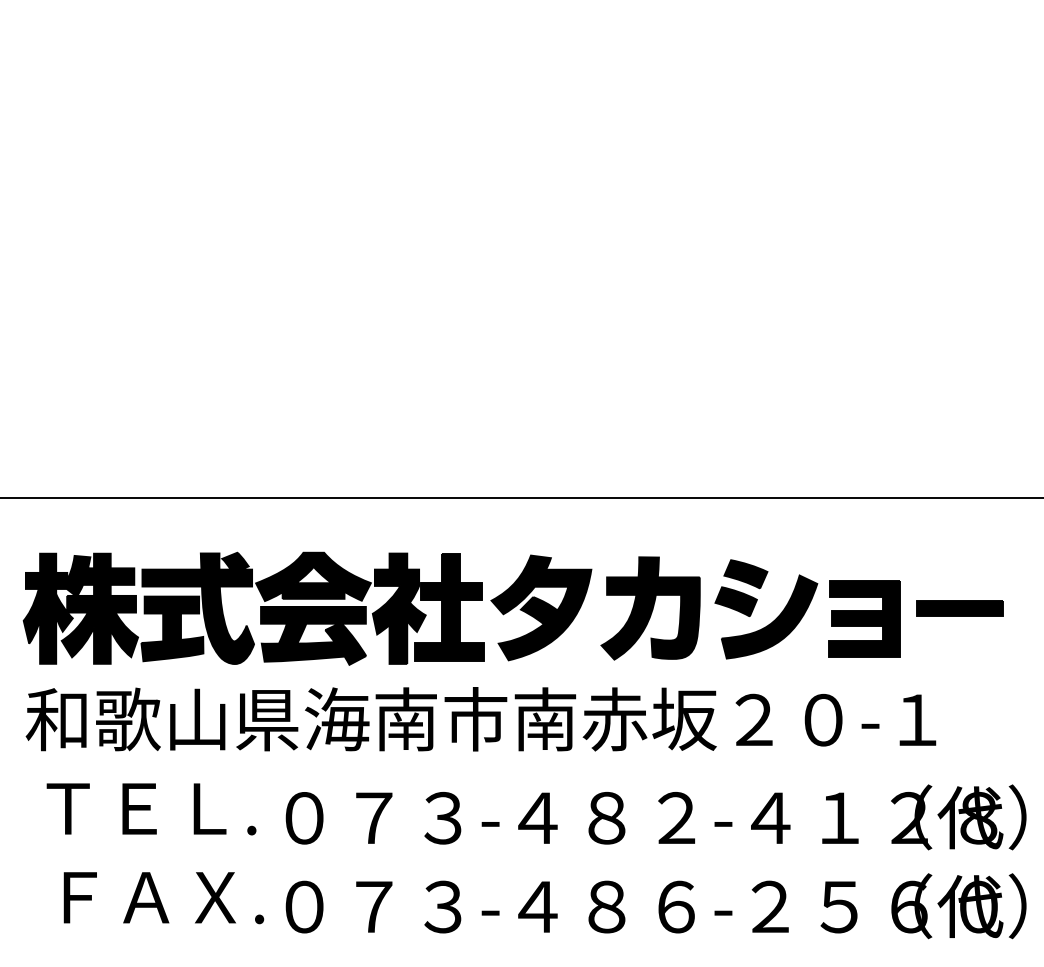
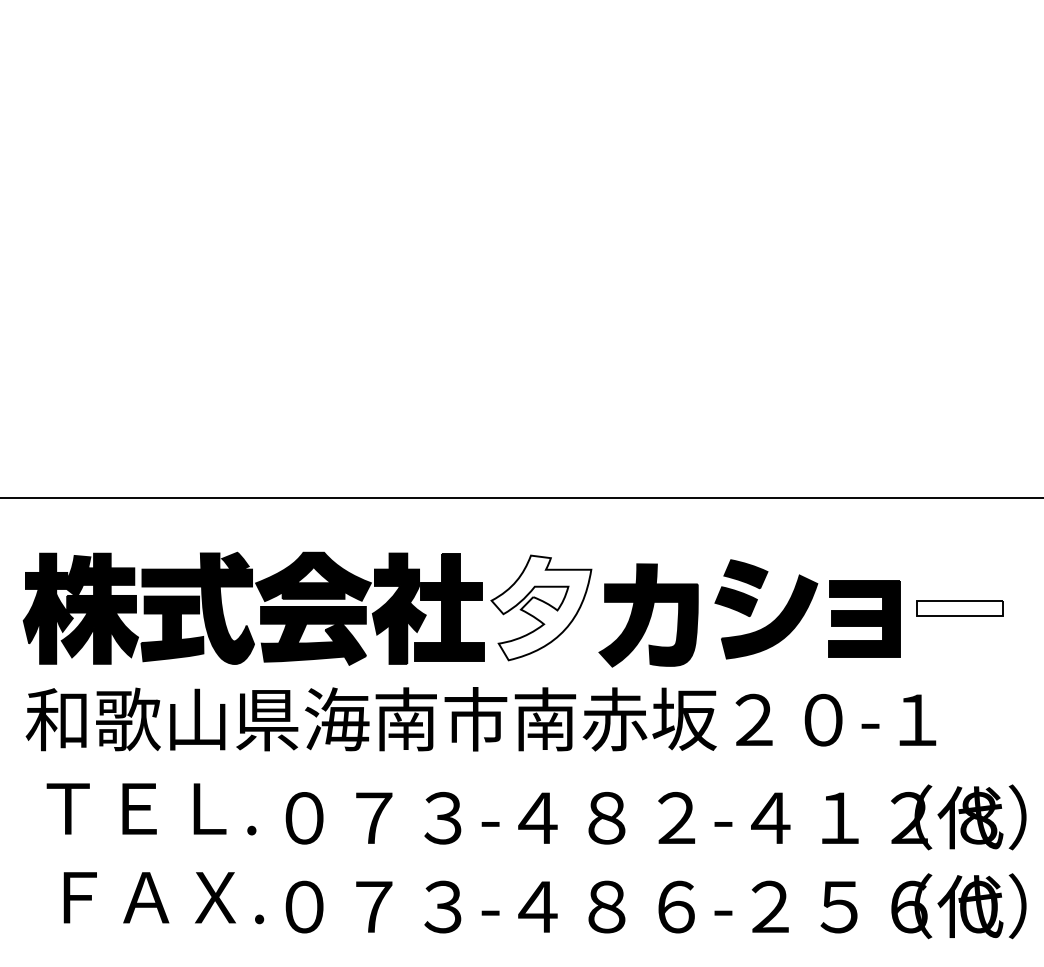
fill: present -> none (541, 607)
part position: (650, 608) -> (648, 615) (648, 615)
fill: present -> none (959, 608)
